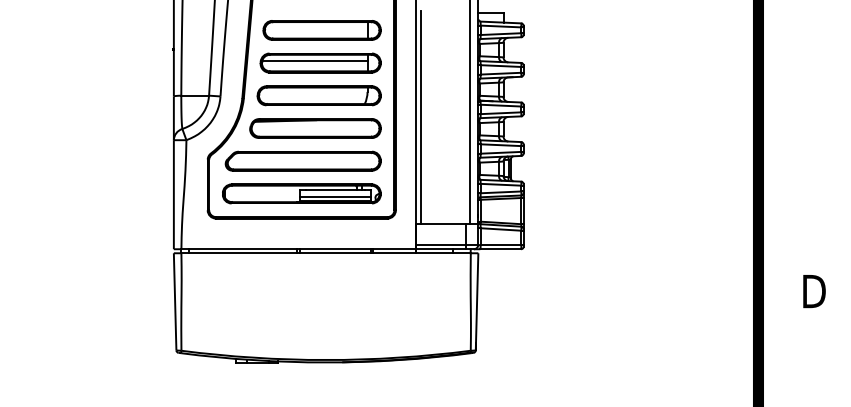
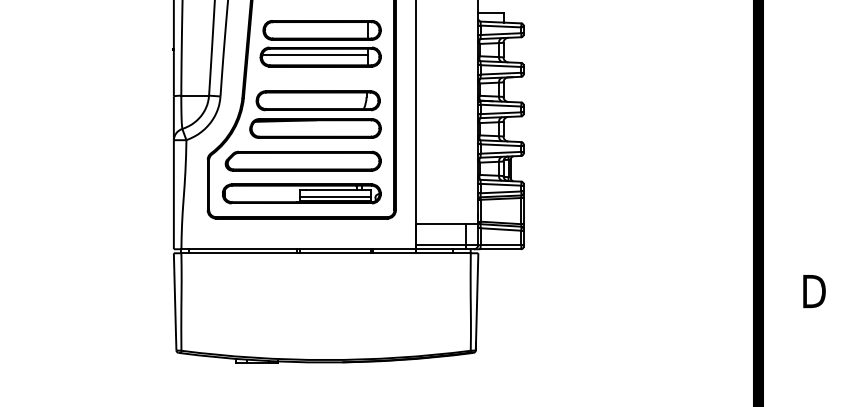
part position: (320, 62) -> (320, 56) (320, 56)
part position: (318, 95) -> (317, 100) (317, 100)
line: present -> none (469, 113)
line: present -> none (420, 117)
